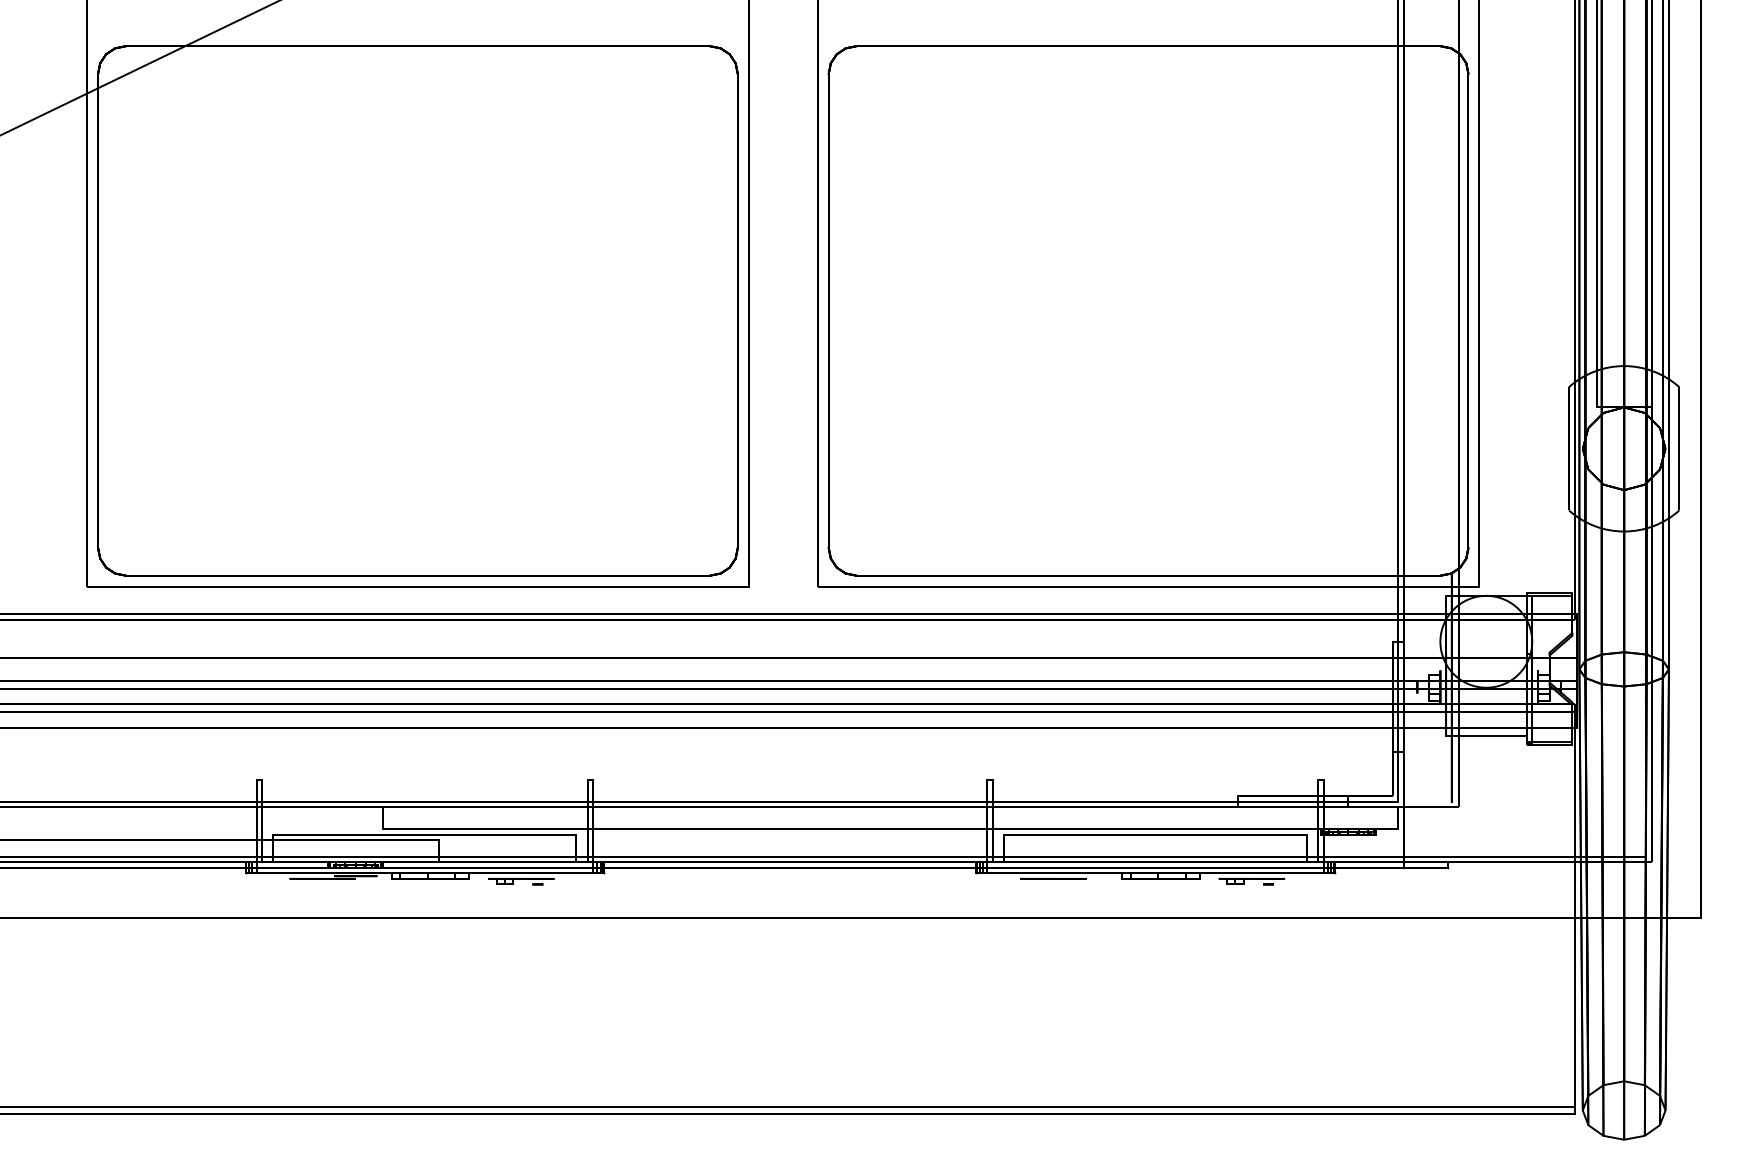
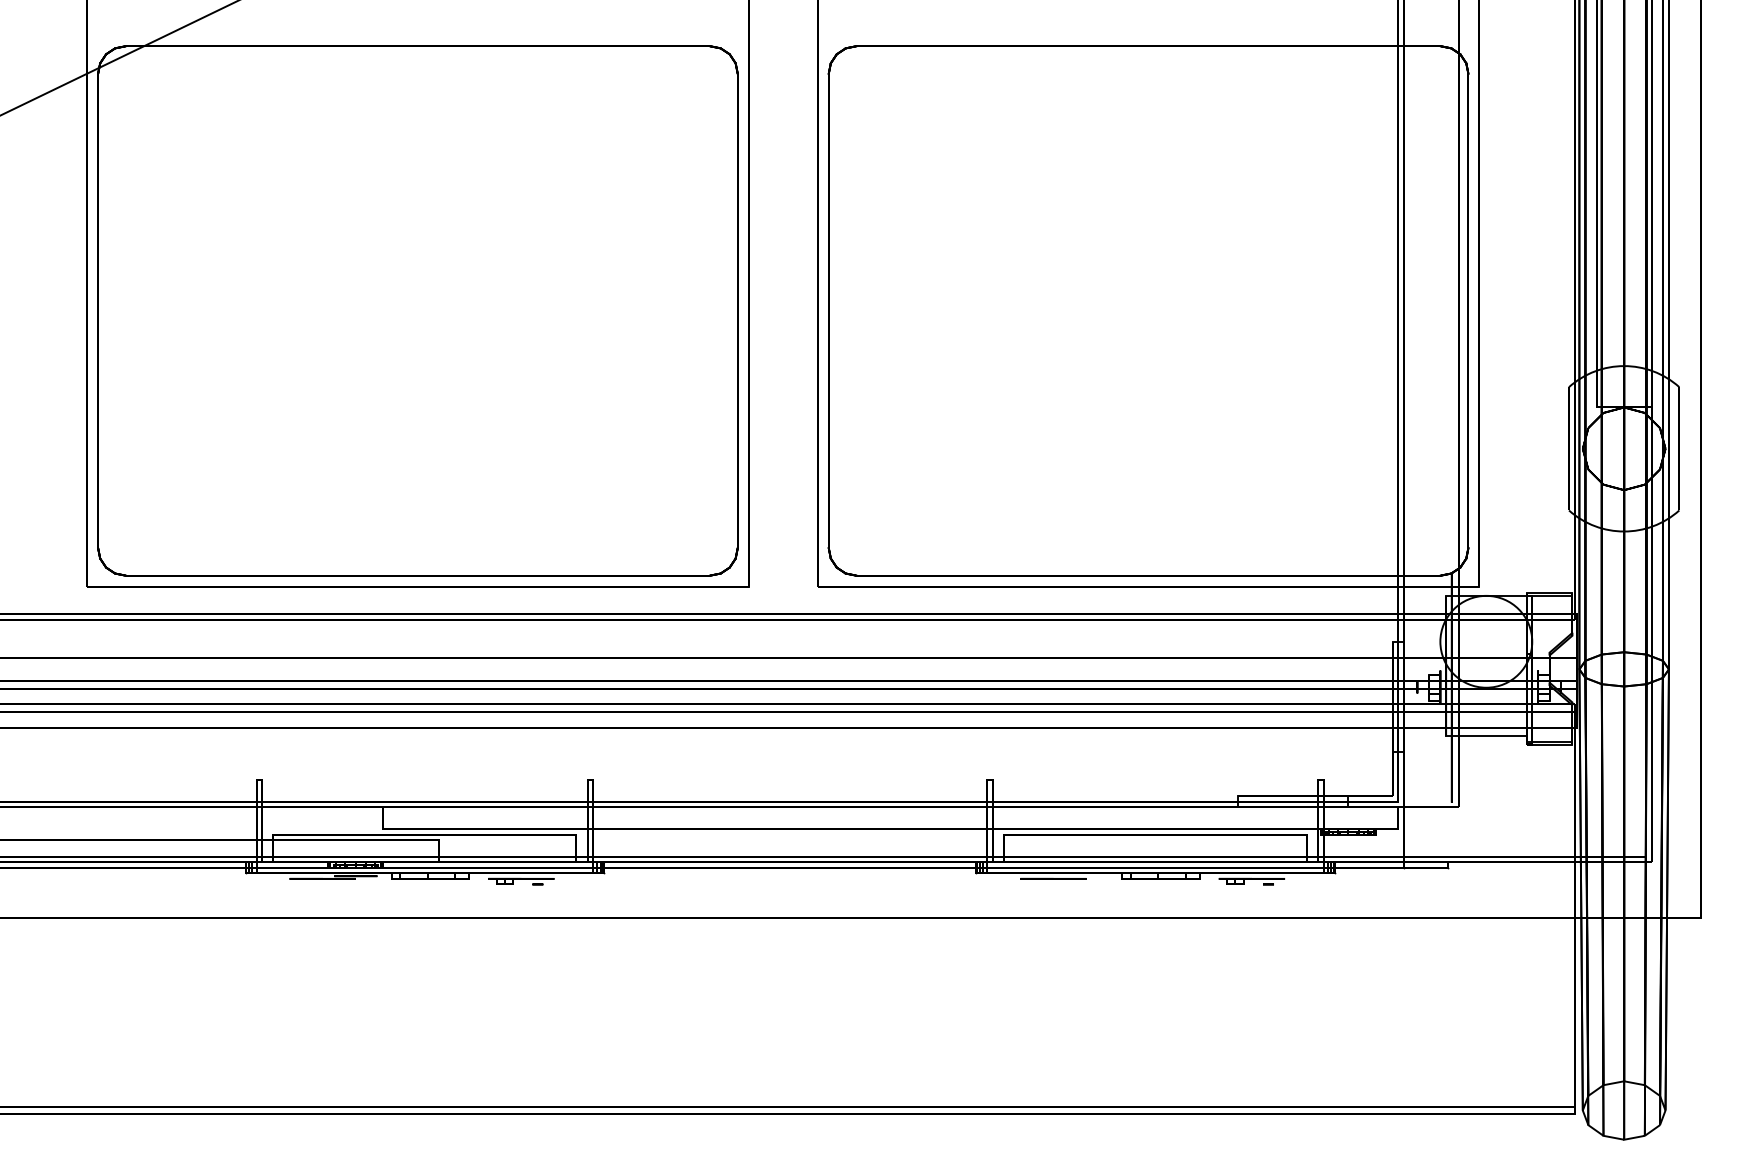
line position: (139, 68) -> (118, 58) (118, 58)
